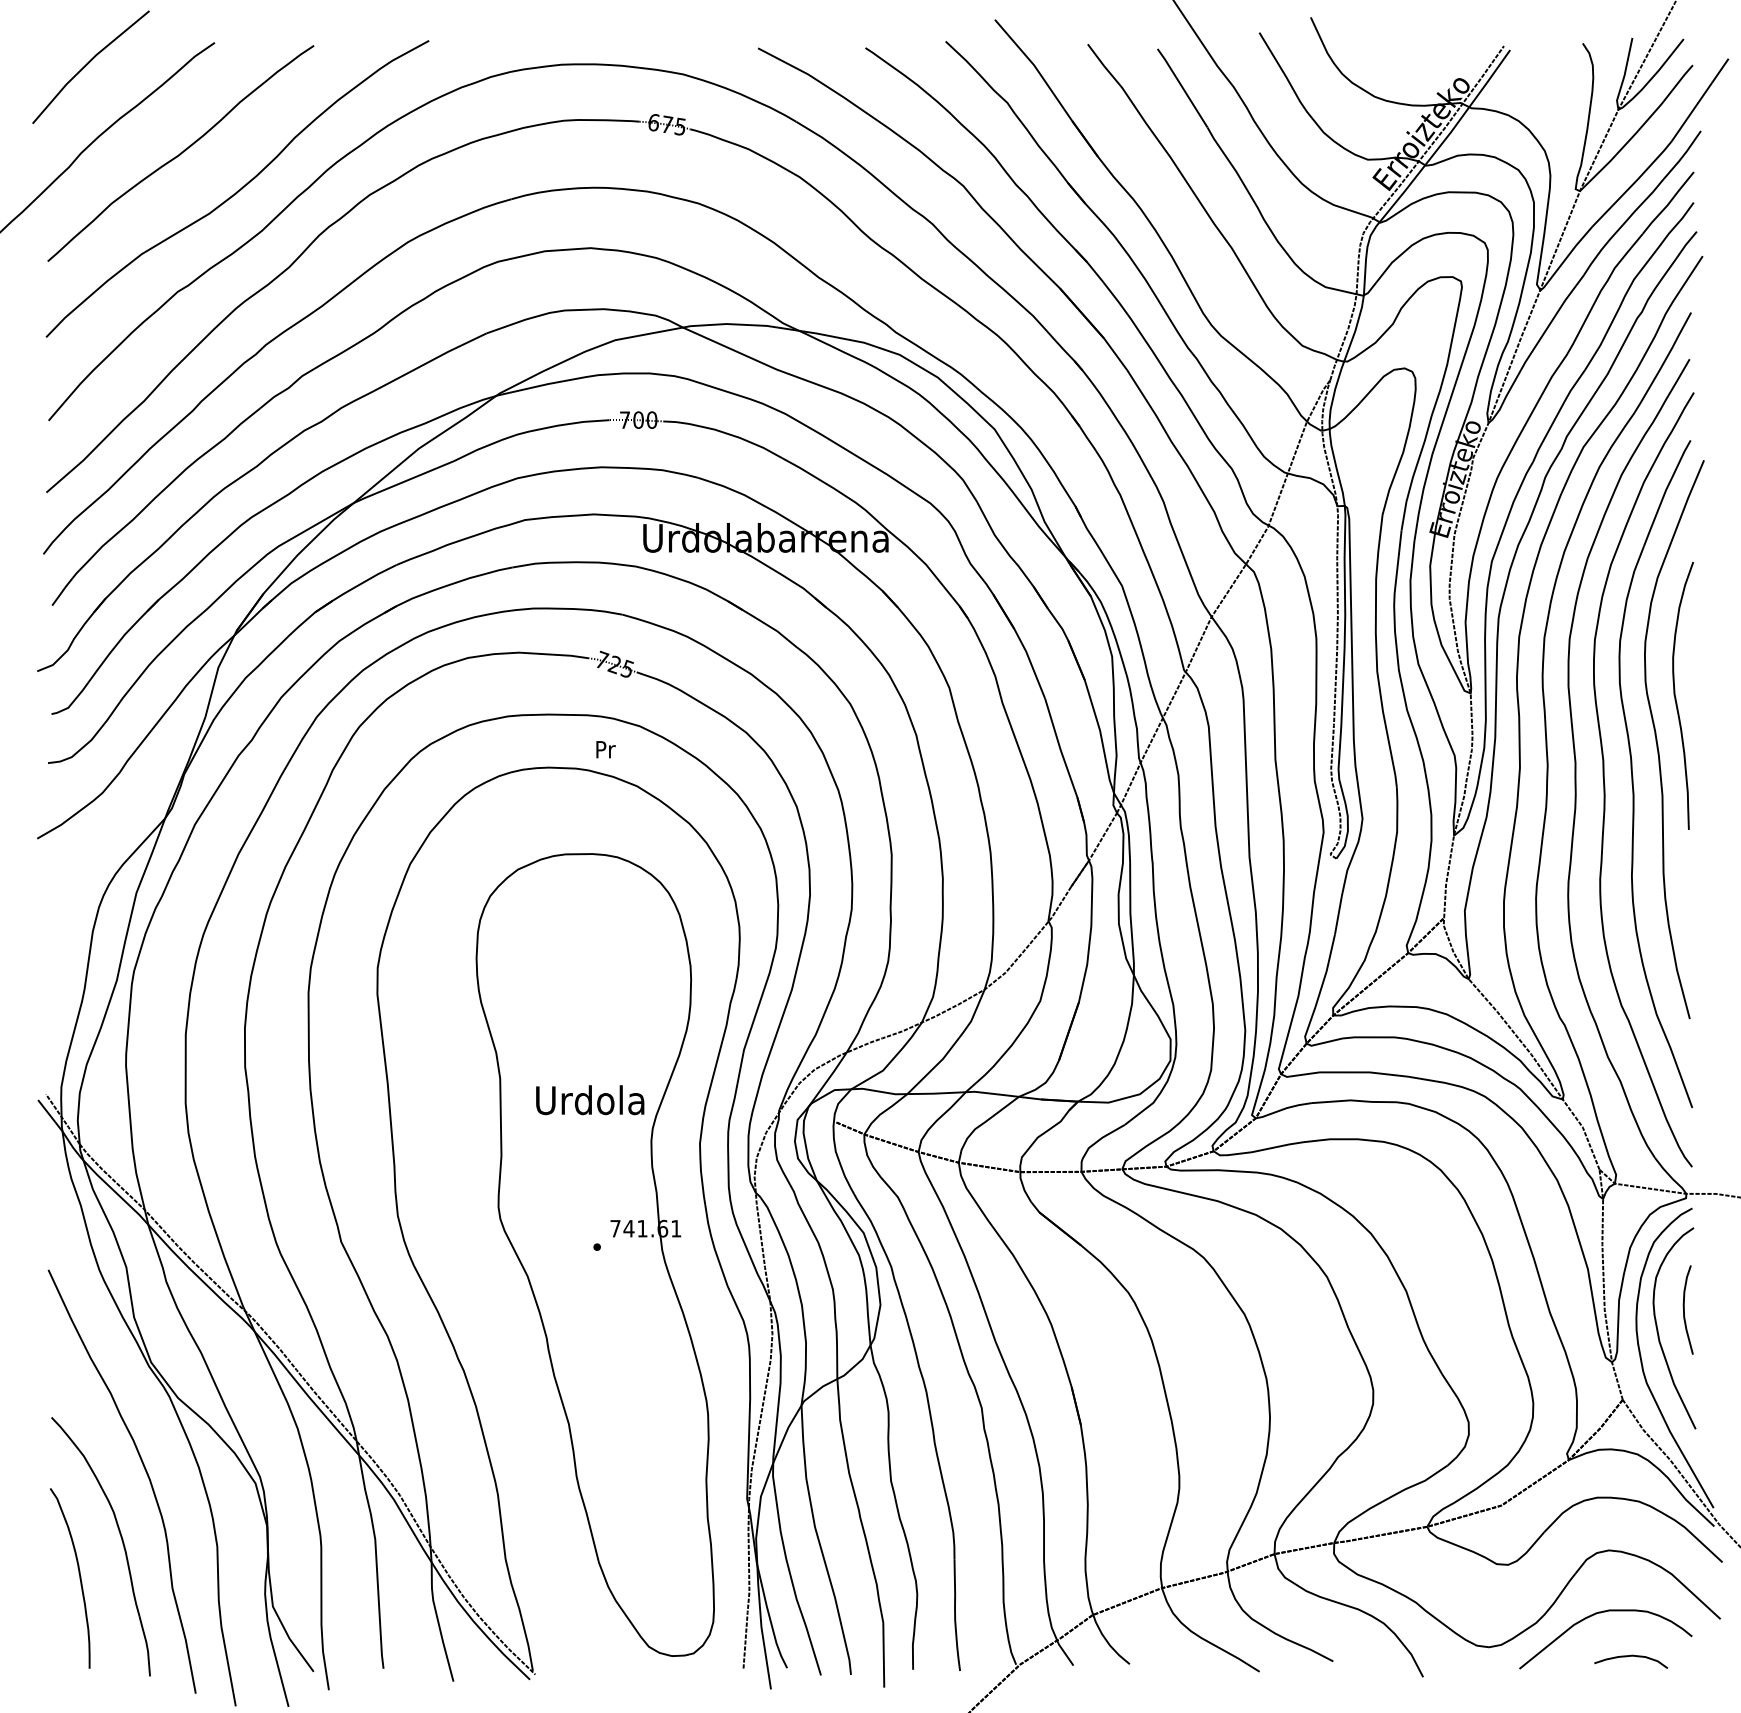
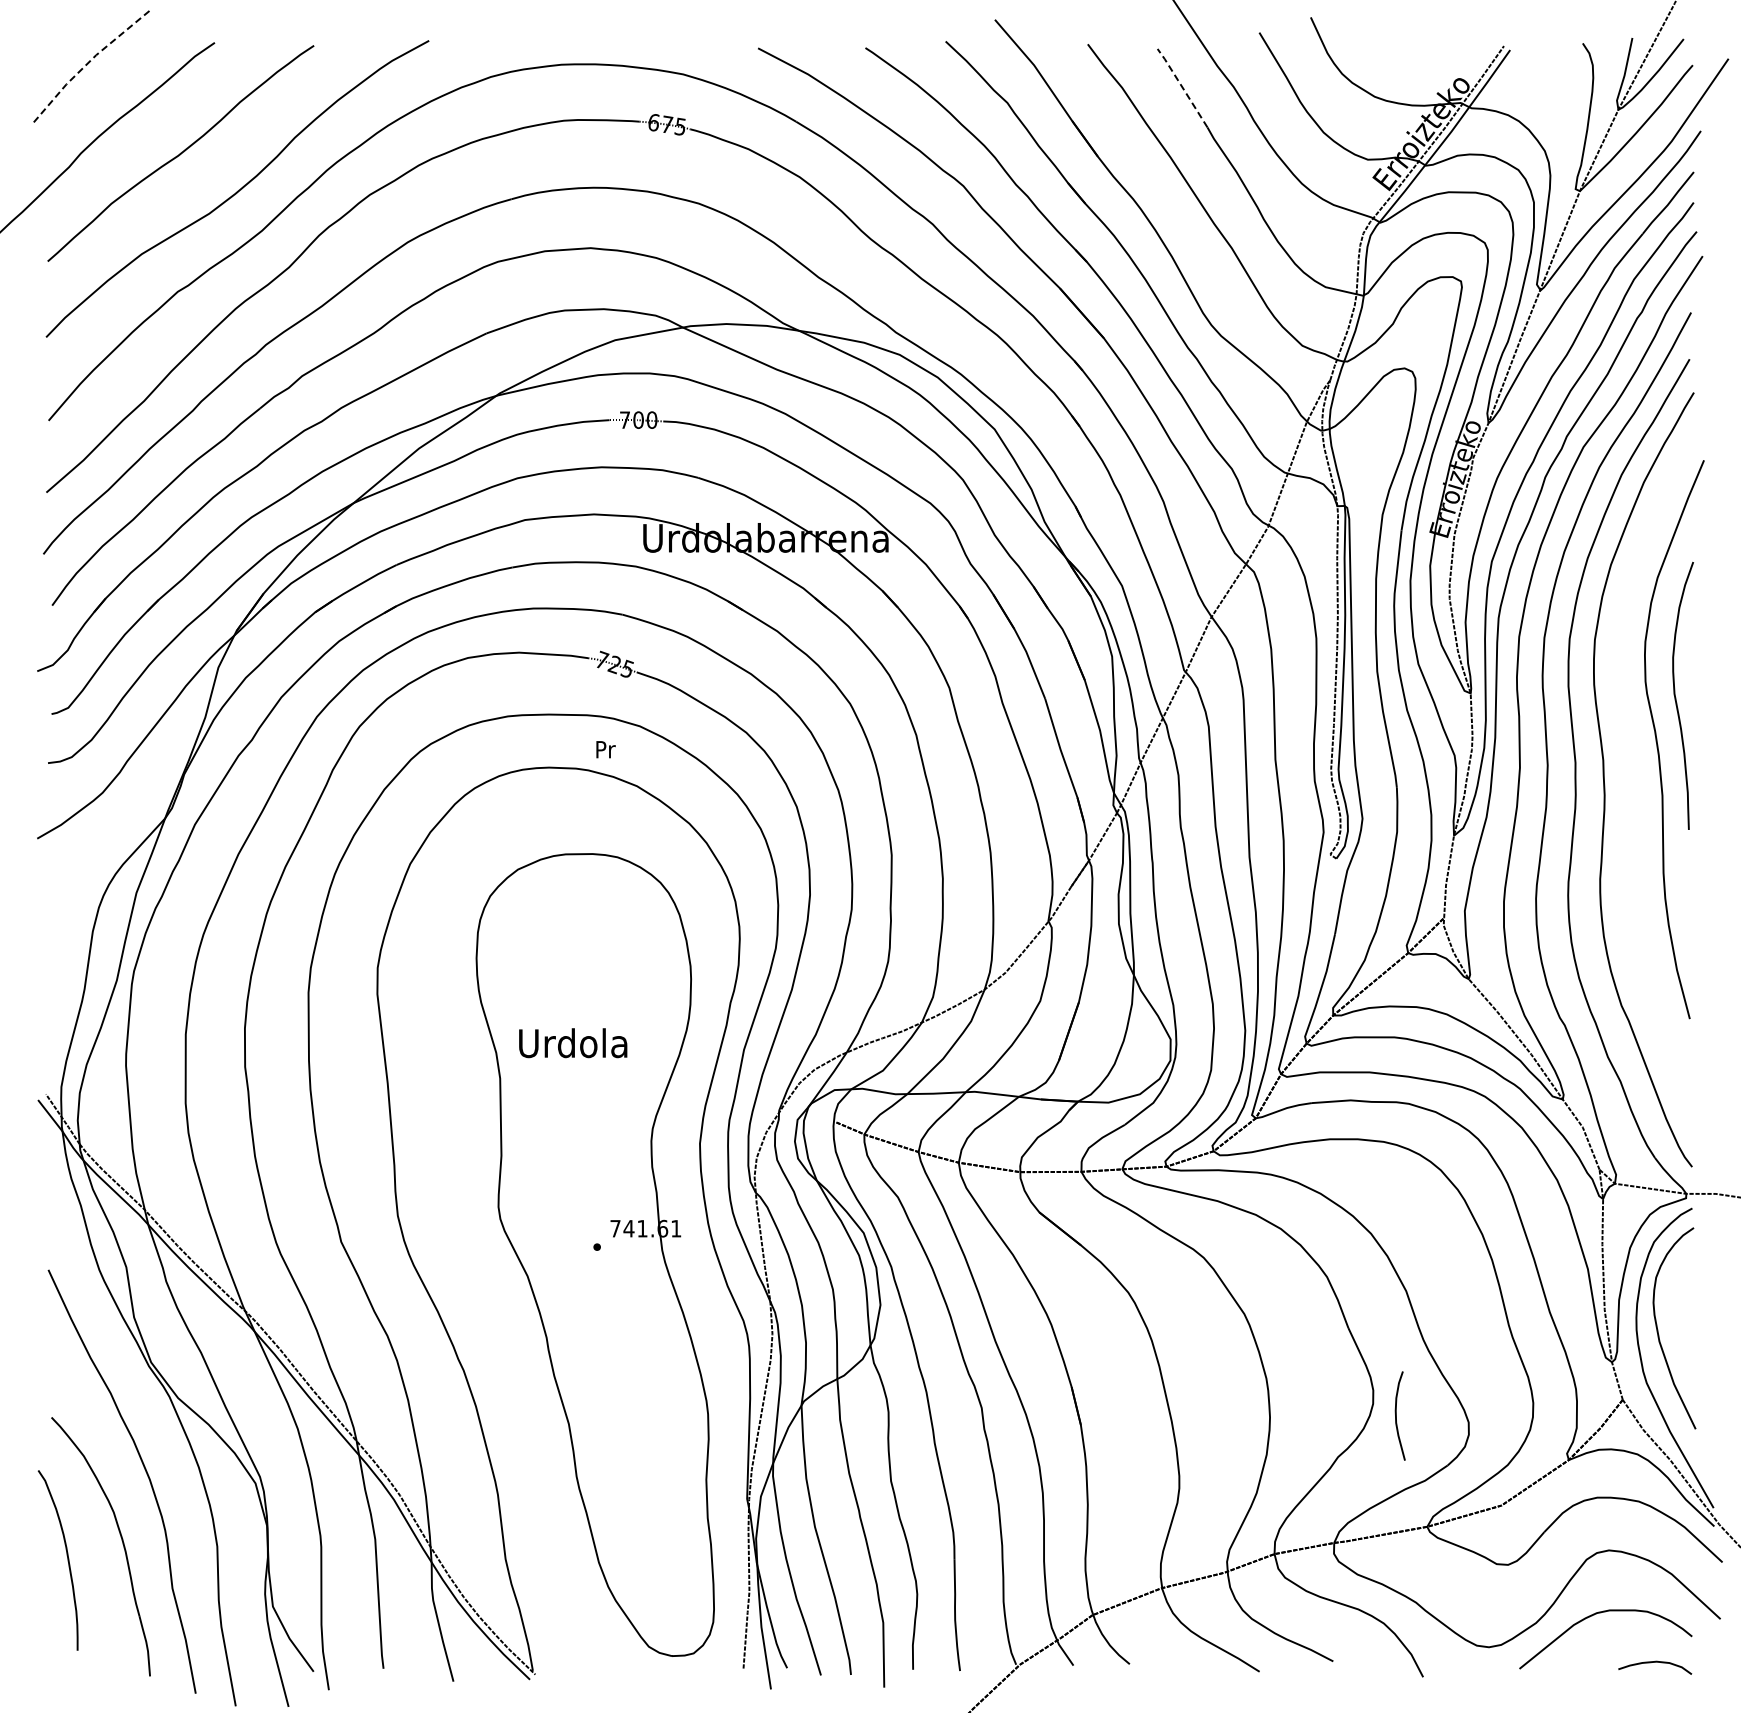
line: solid -> dashed (87, 63)
line: solid -> dashed (1182, 86)
part: present -> none (1633, 776)
text position: (590, 1100) -> (573, 1043) (573, 1043)
curve position: (1684, 1309) -> (1396, 1415) (1396, 1415)
curve position: (79, 1578) -> (67, 1560) (67, 1560)
curve position: (1631, 1656) -> (1655, 1662) (1655, 1662)
